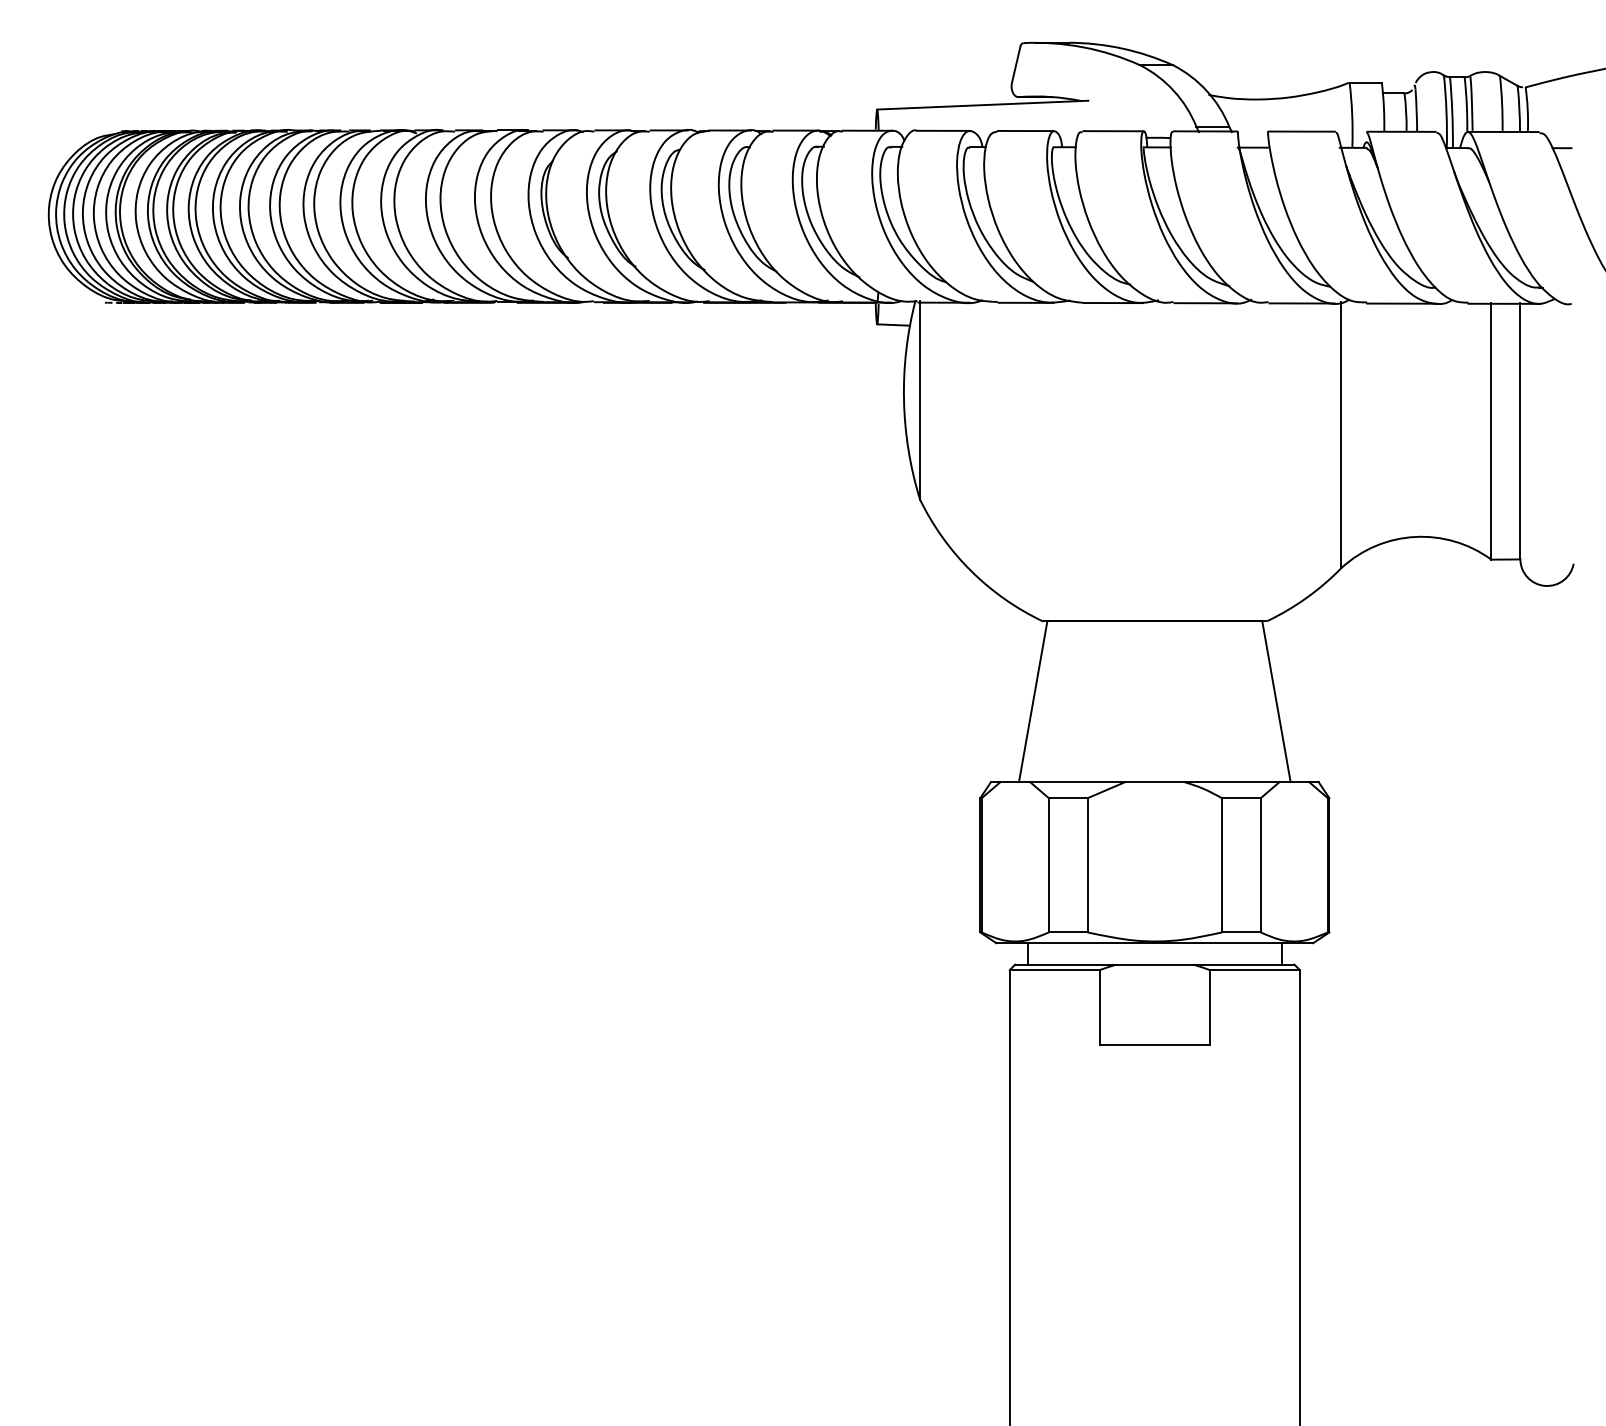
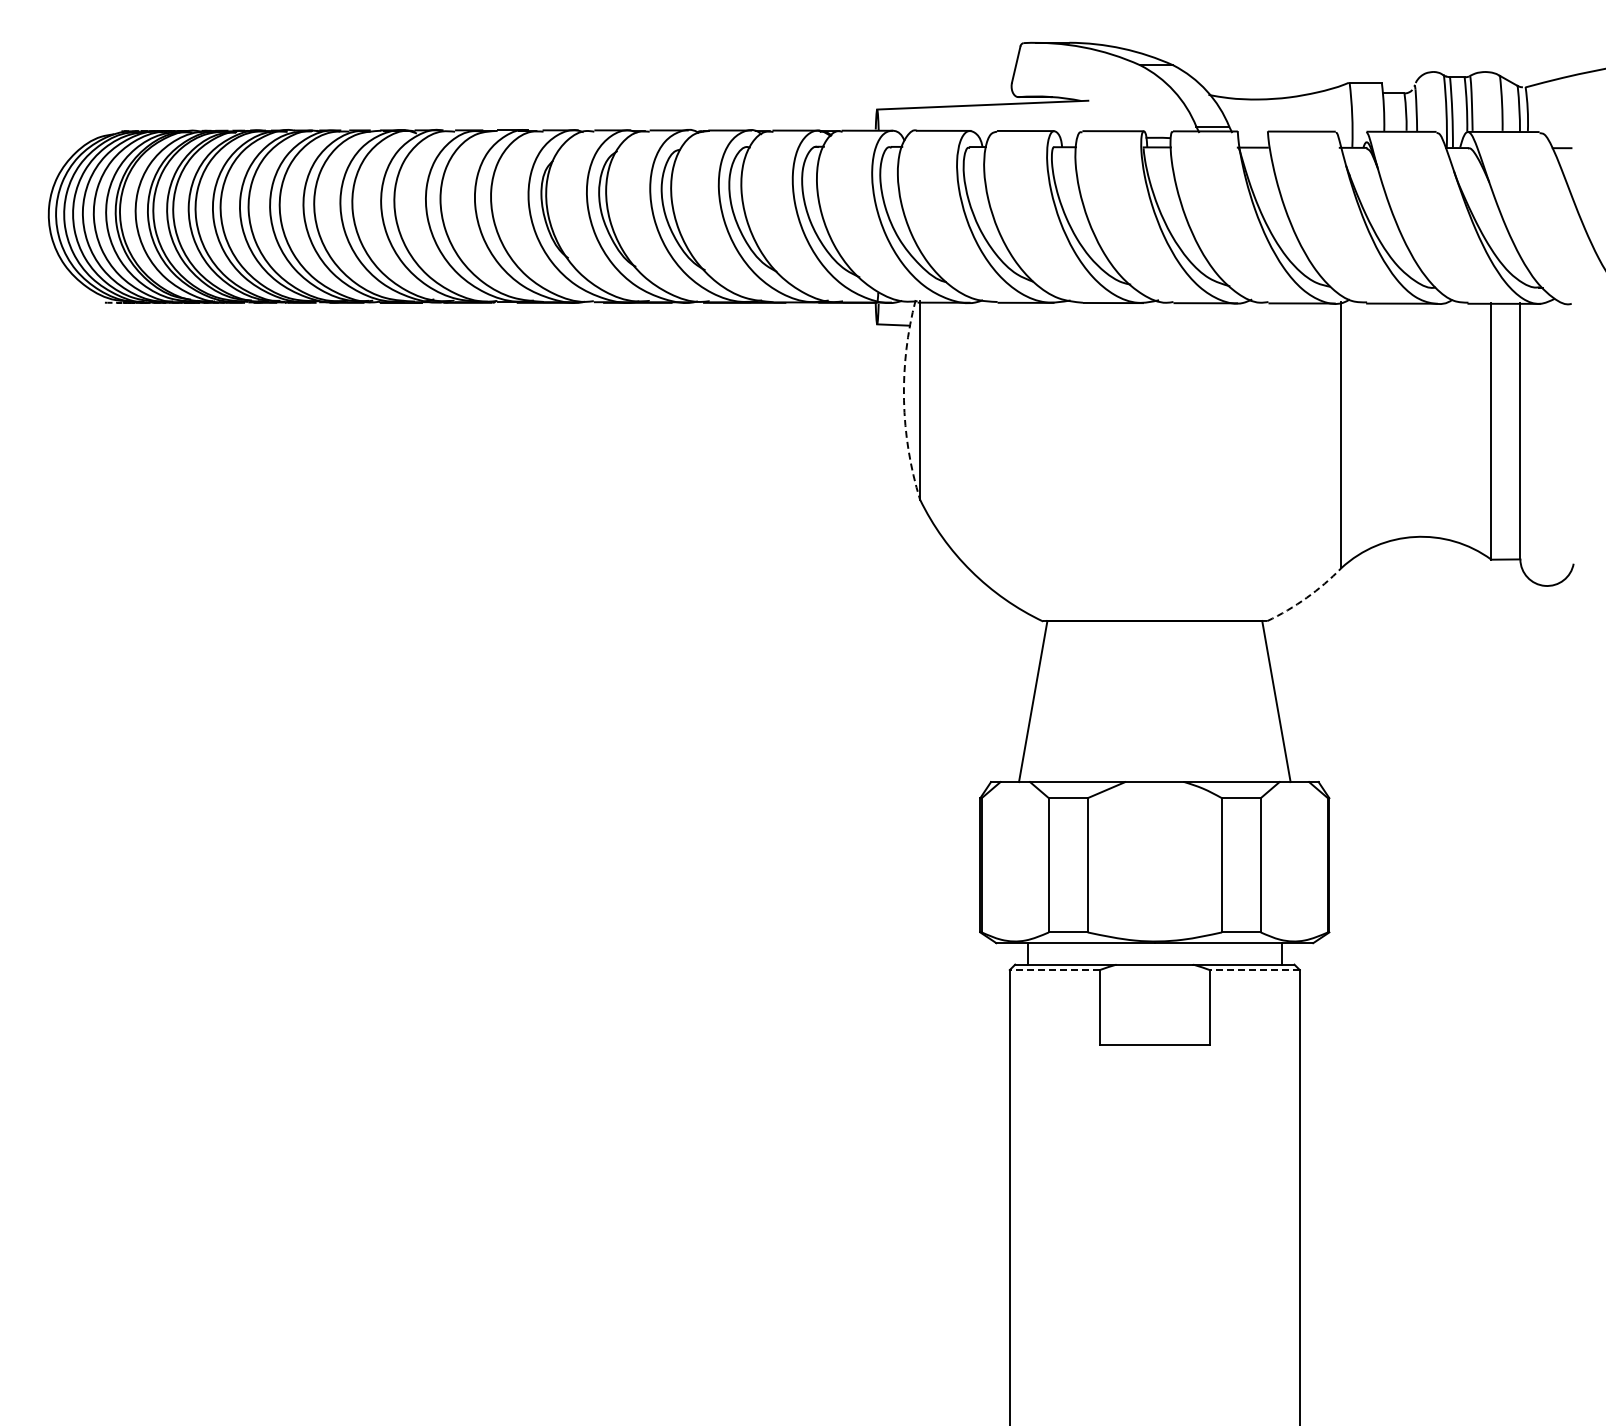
arc: solid -> dashed (904, 400)
arc: solid -> dashed (1306, 597)
line: solid -> dashed (1054, 970)
line: solid -> dashed (1254, 970)
